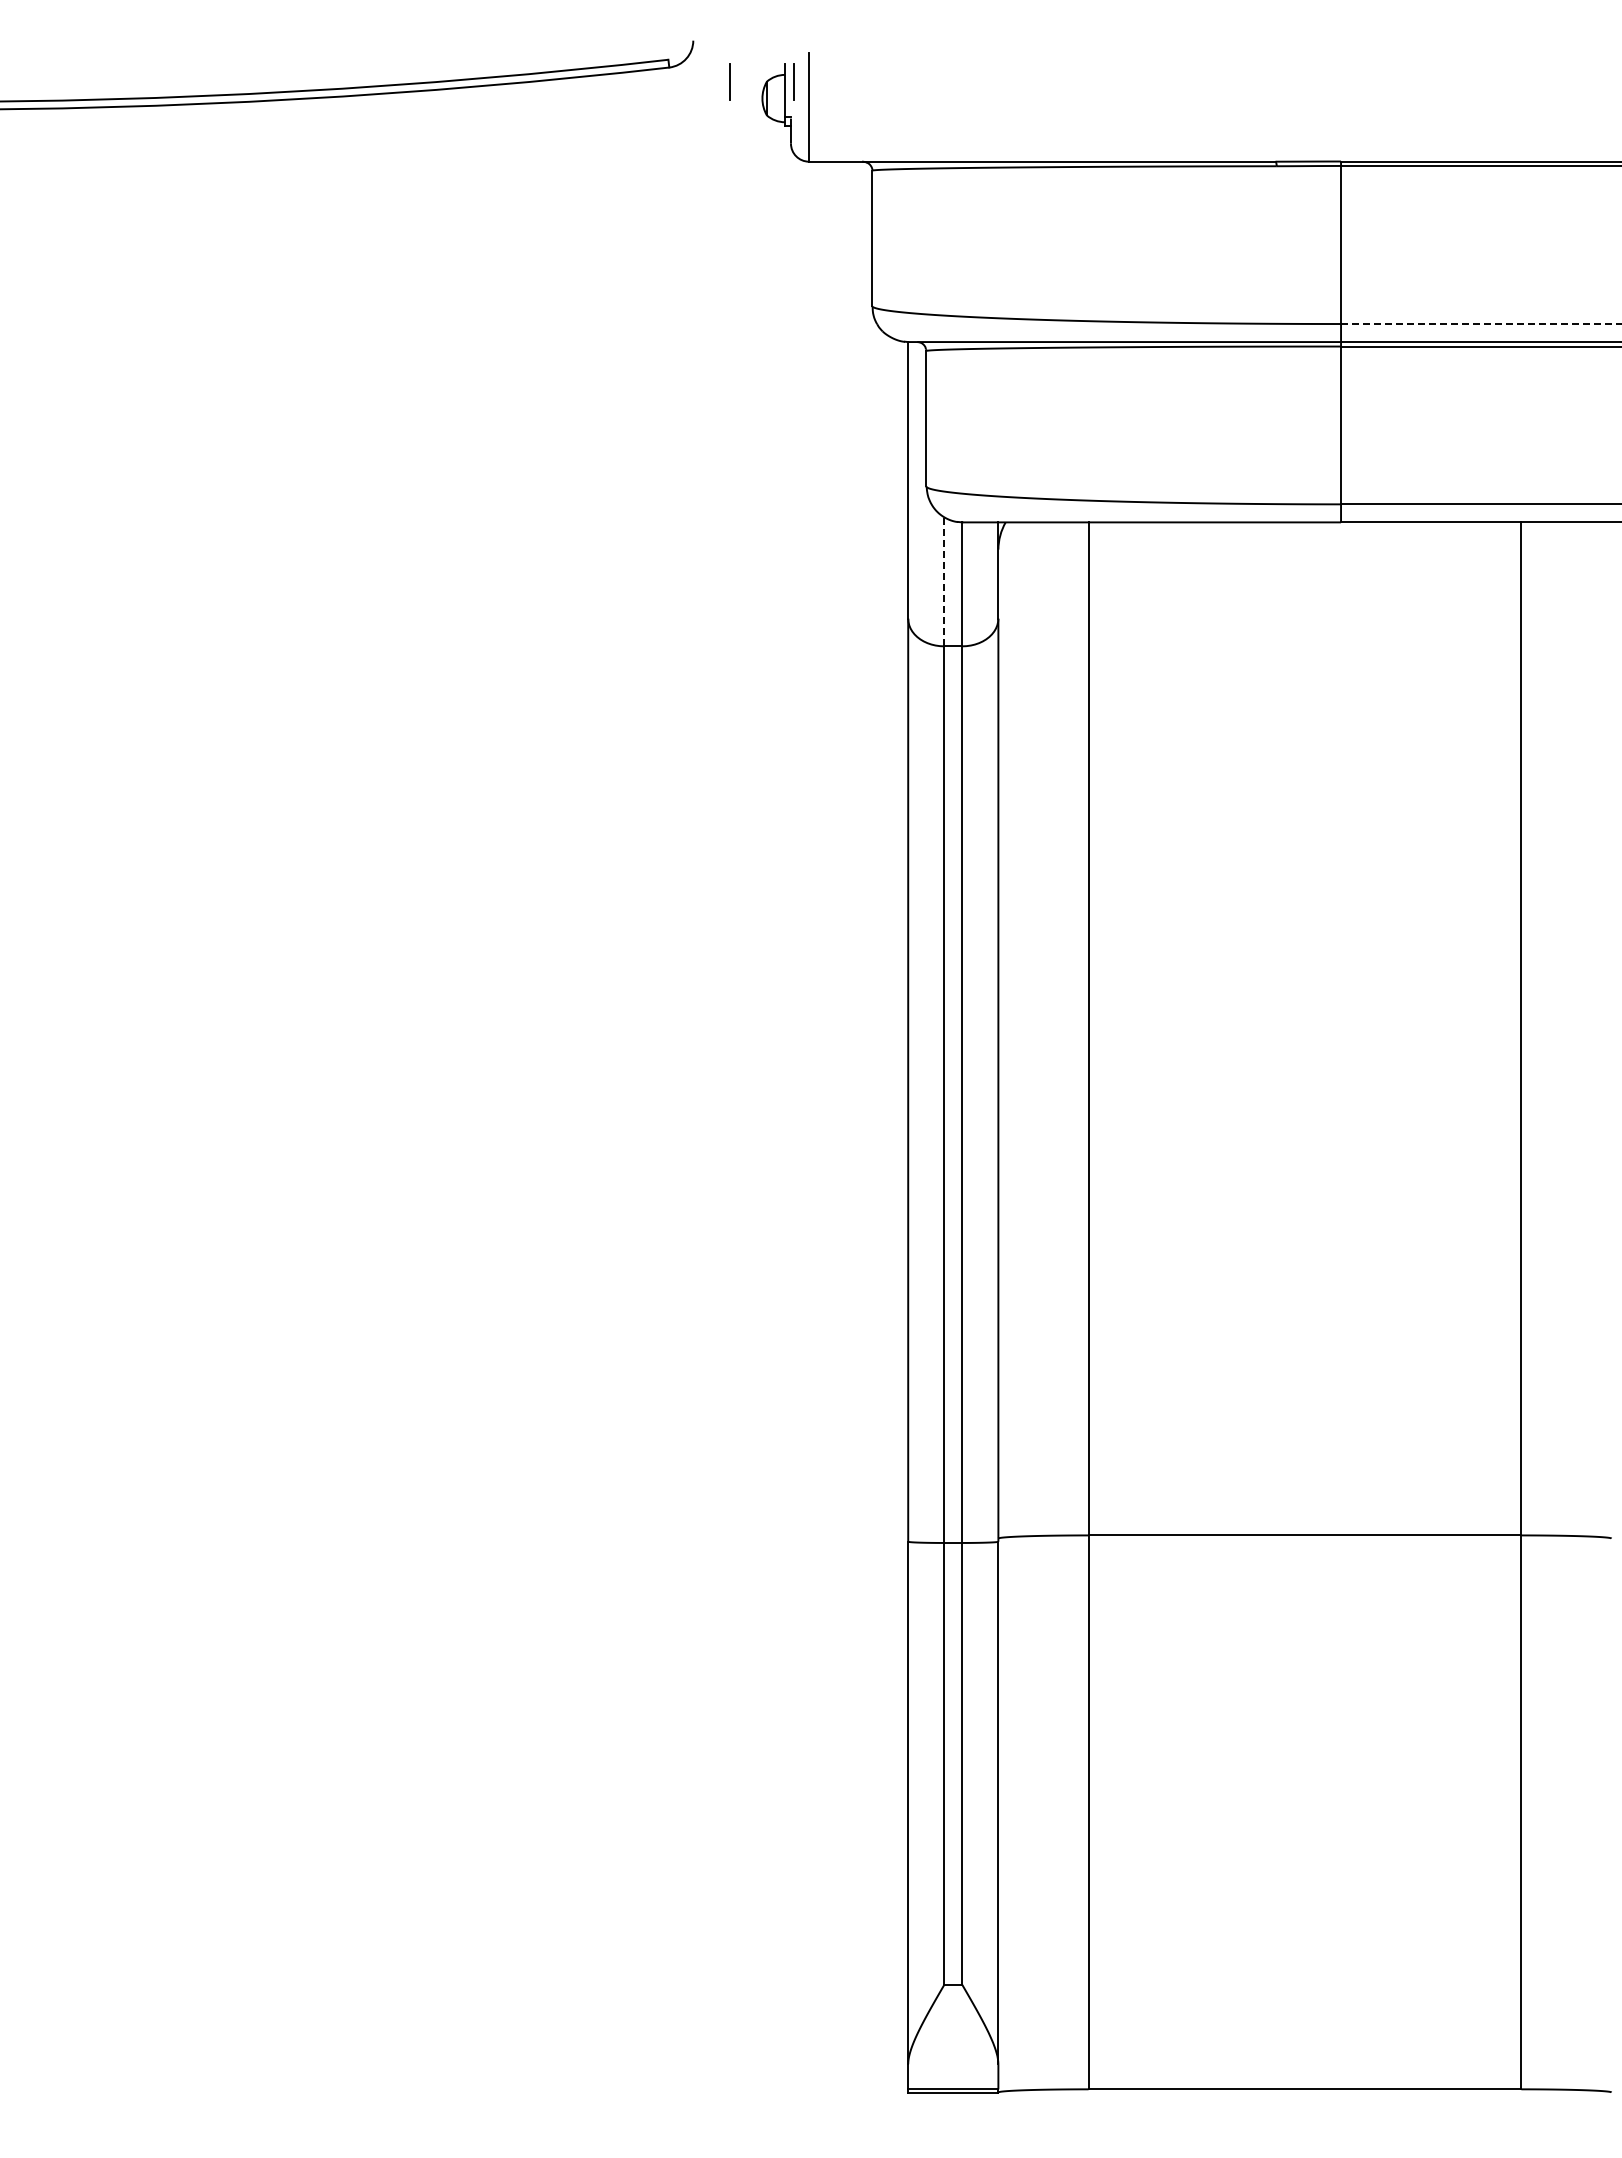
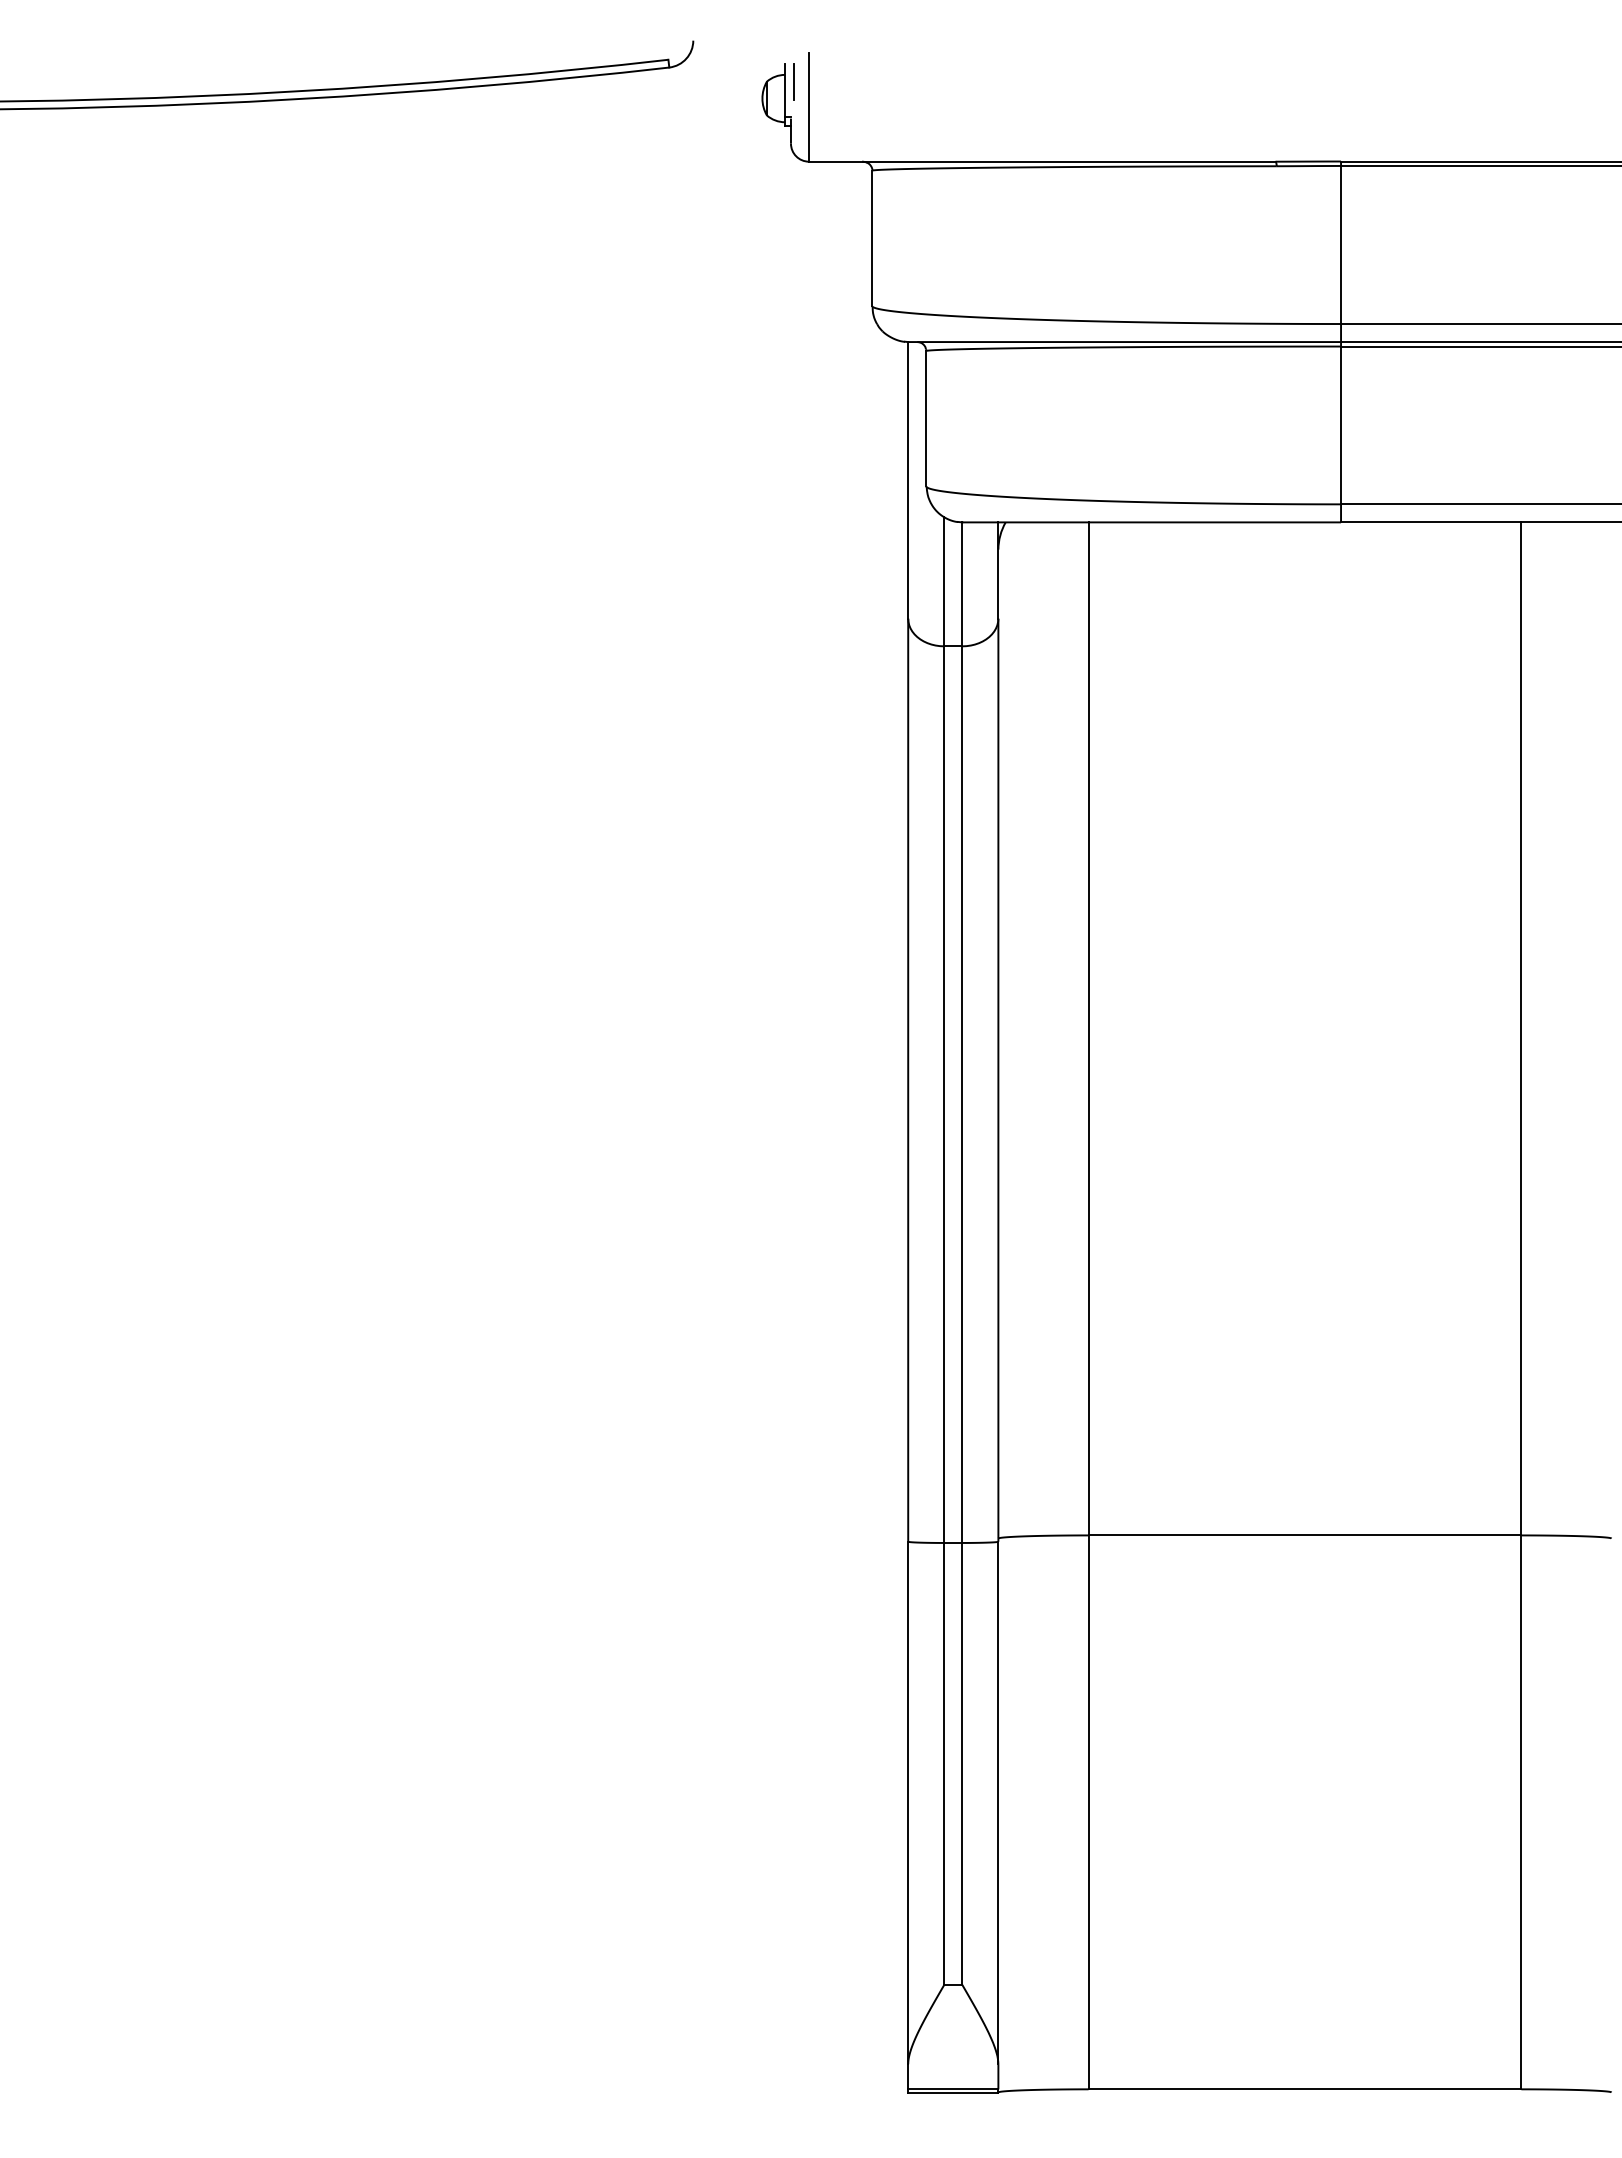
line: present -> none (729, 81)
line: dashed -> solid (1481, 324)
line: dashed -> solid (944, 581)
